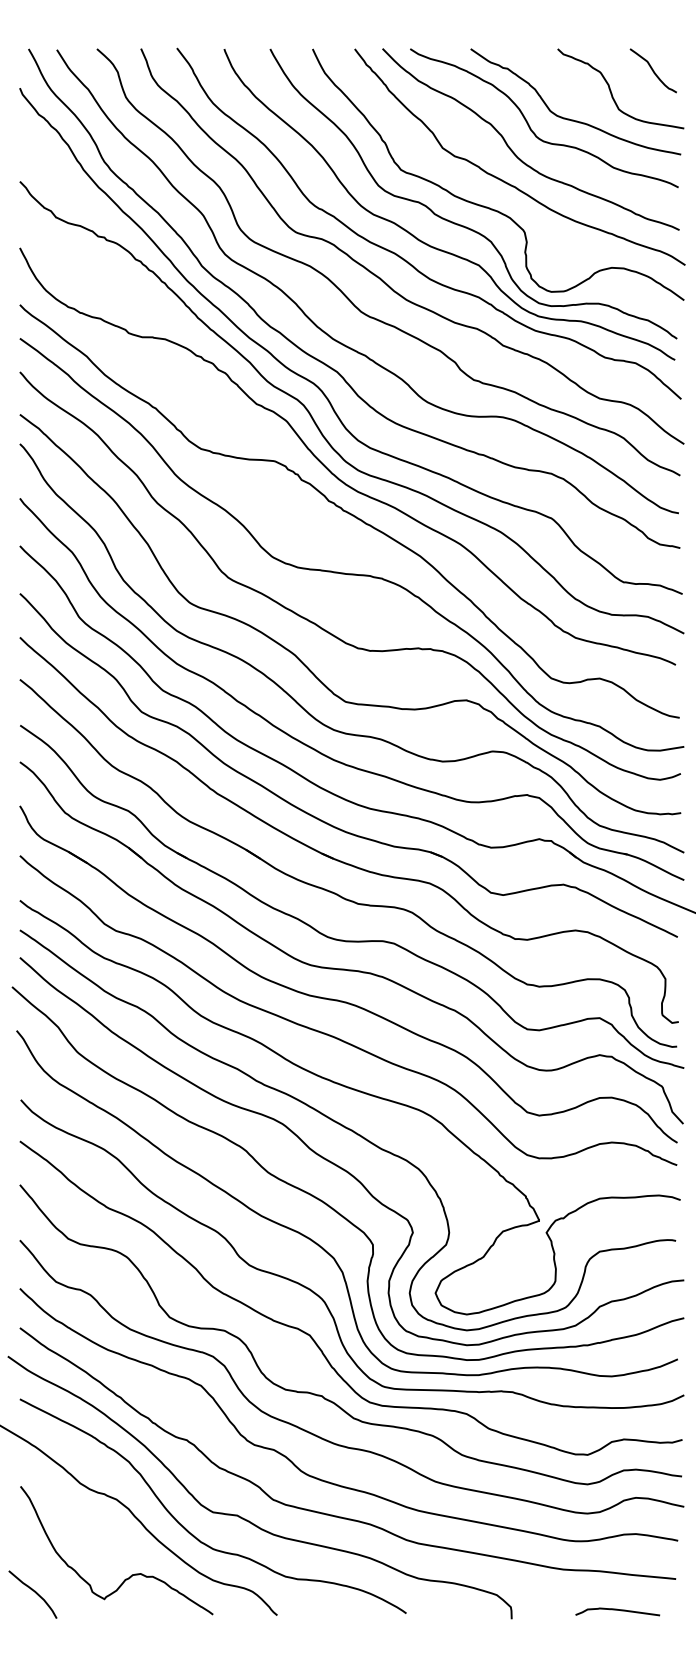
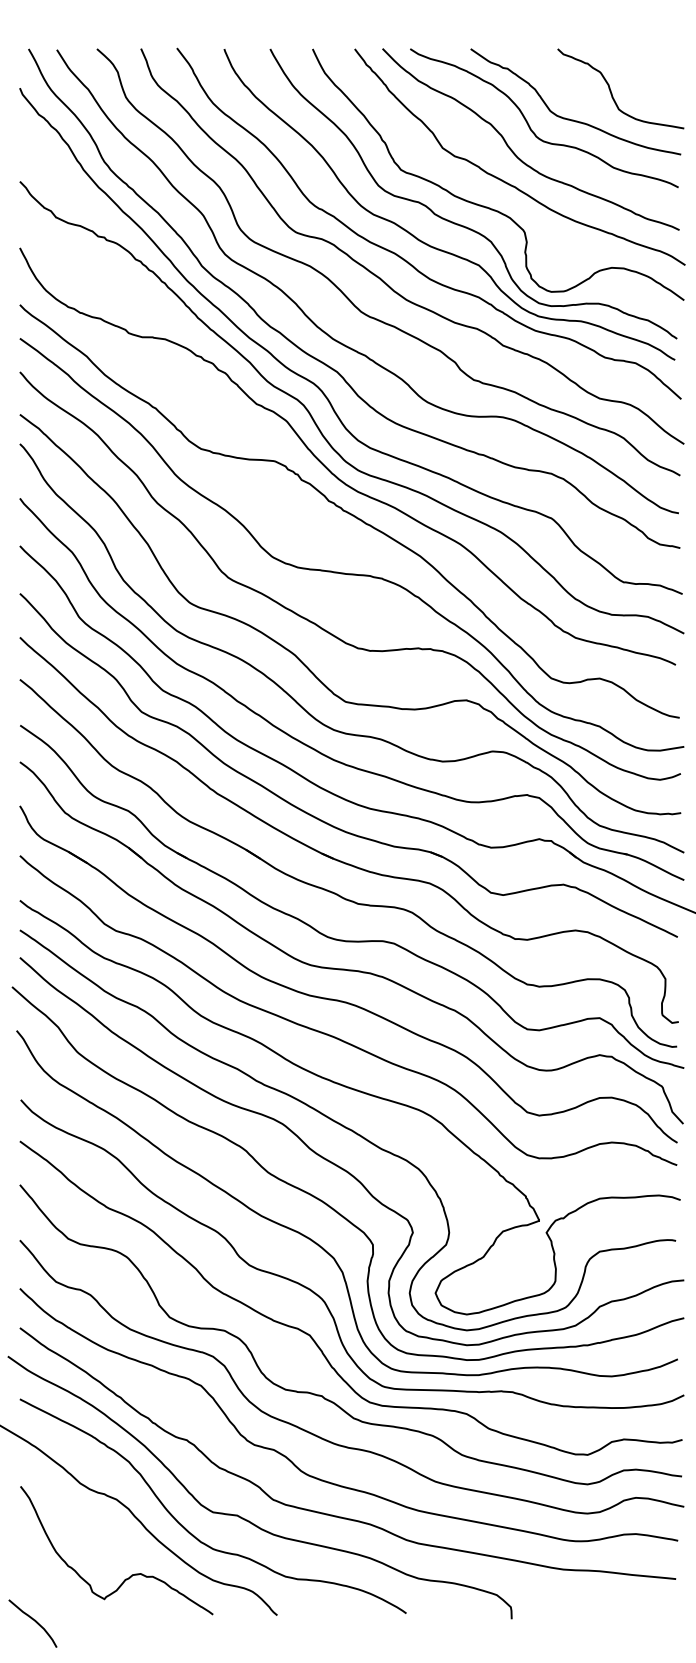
curve: present -> none (652, 70)
curve position: (34, 1592) -> (34, 1621) (34, 1621)
curve: present -> none (617, 1610)
